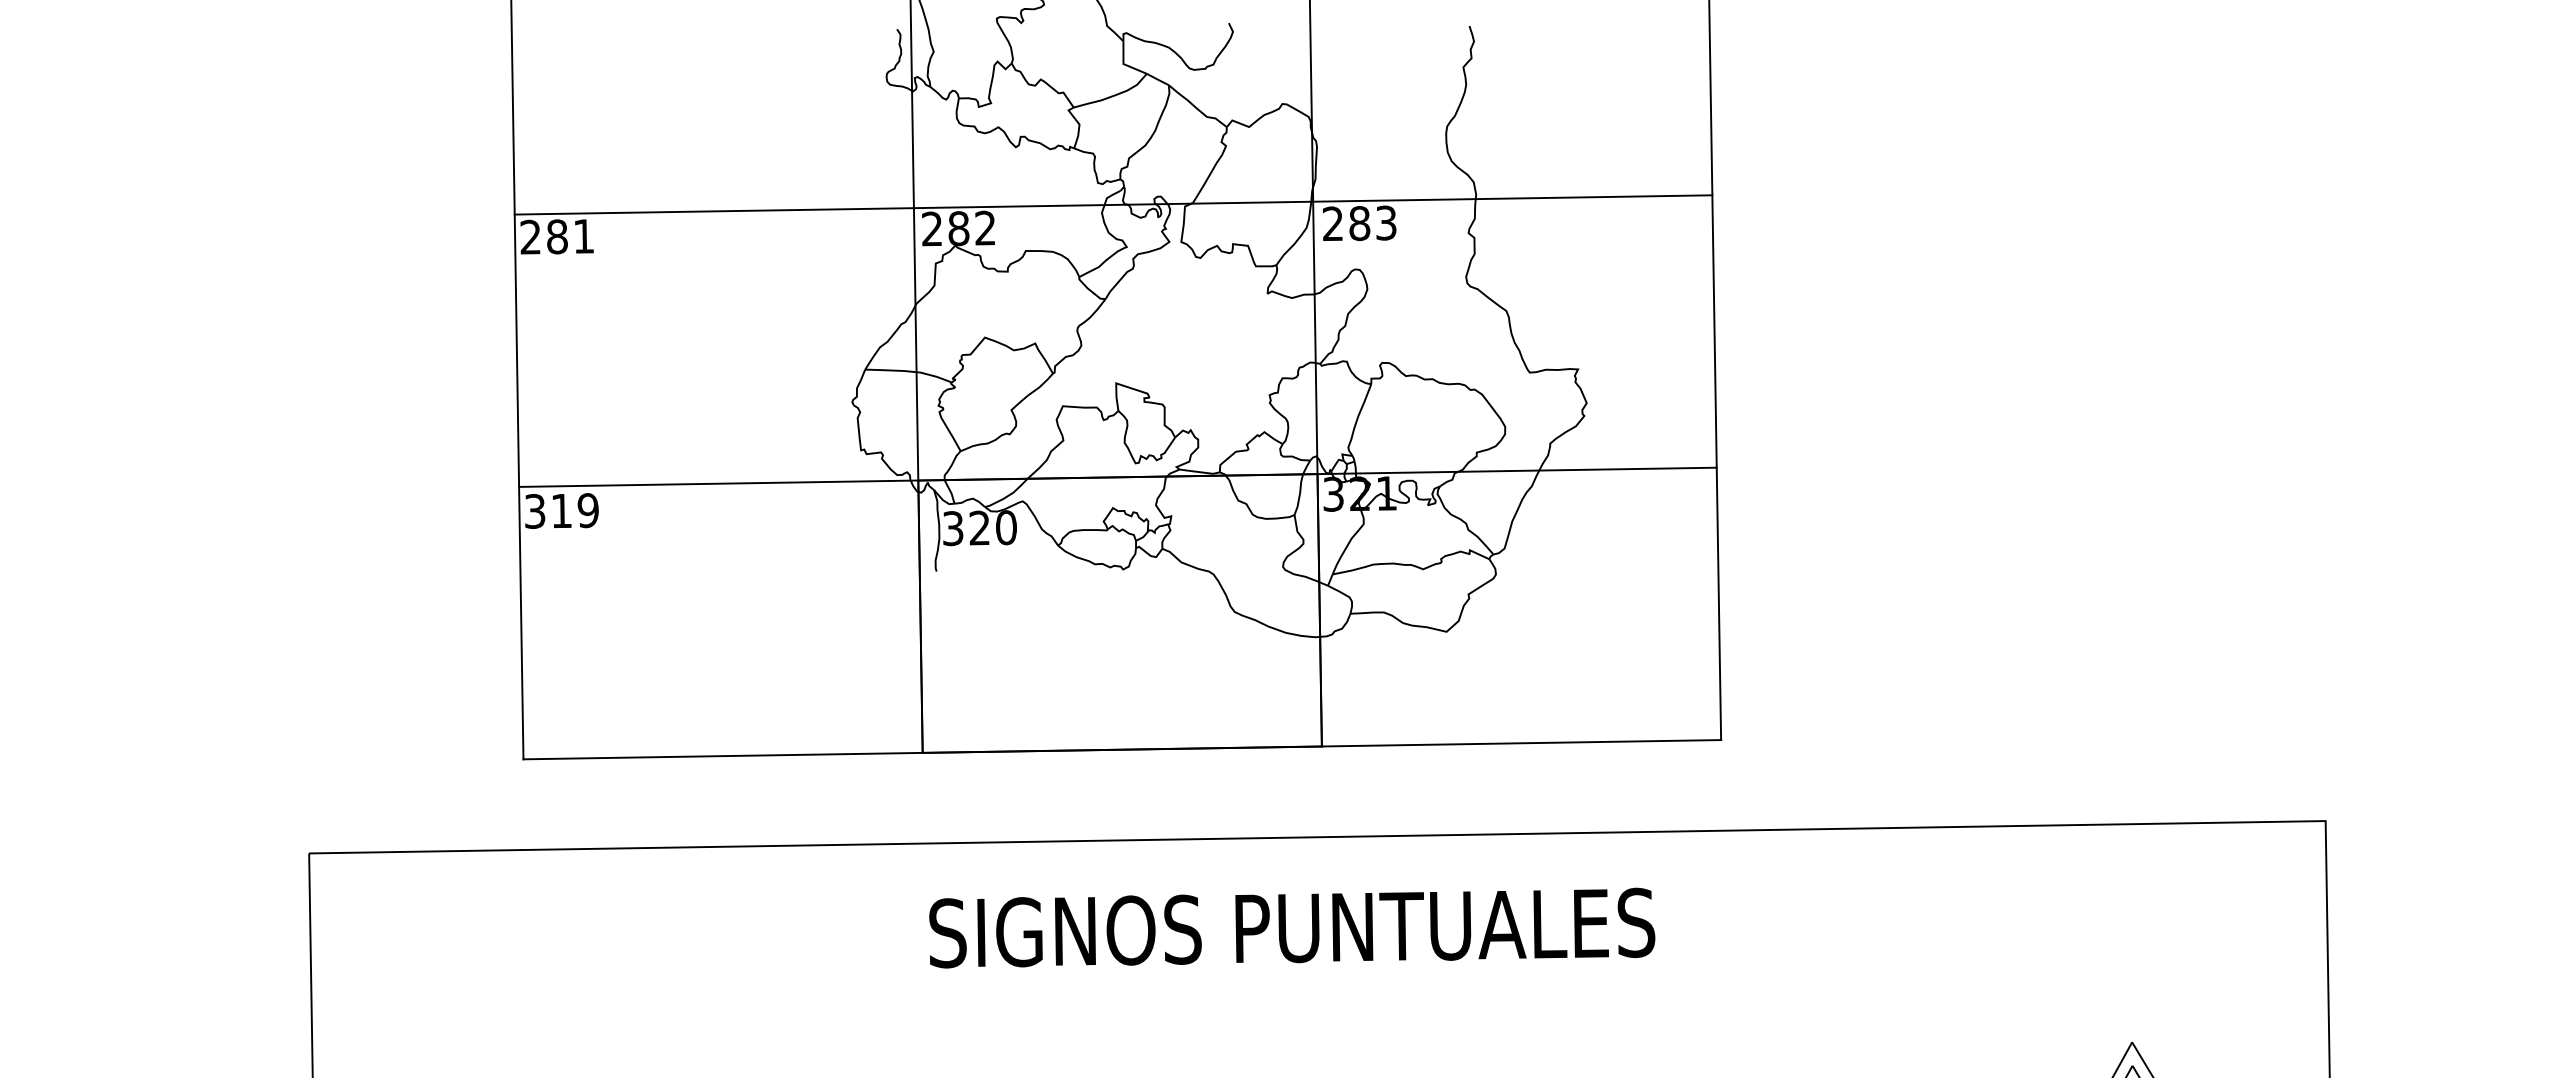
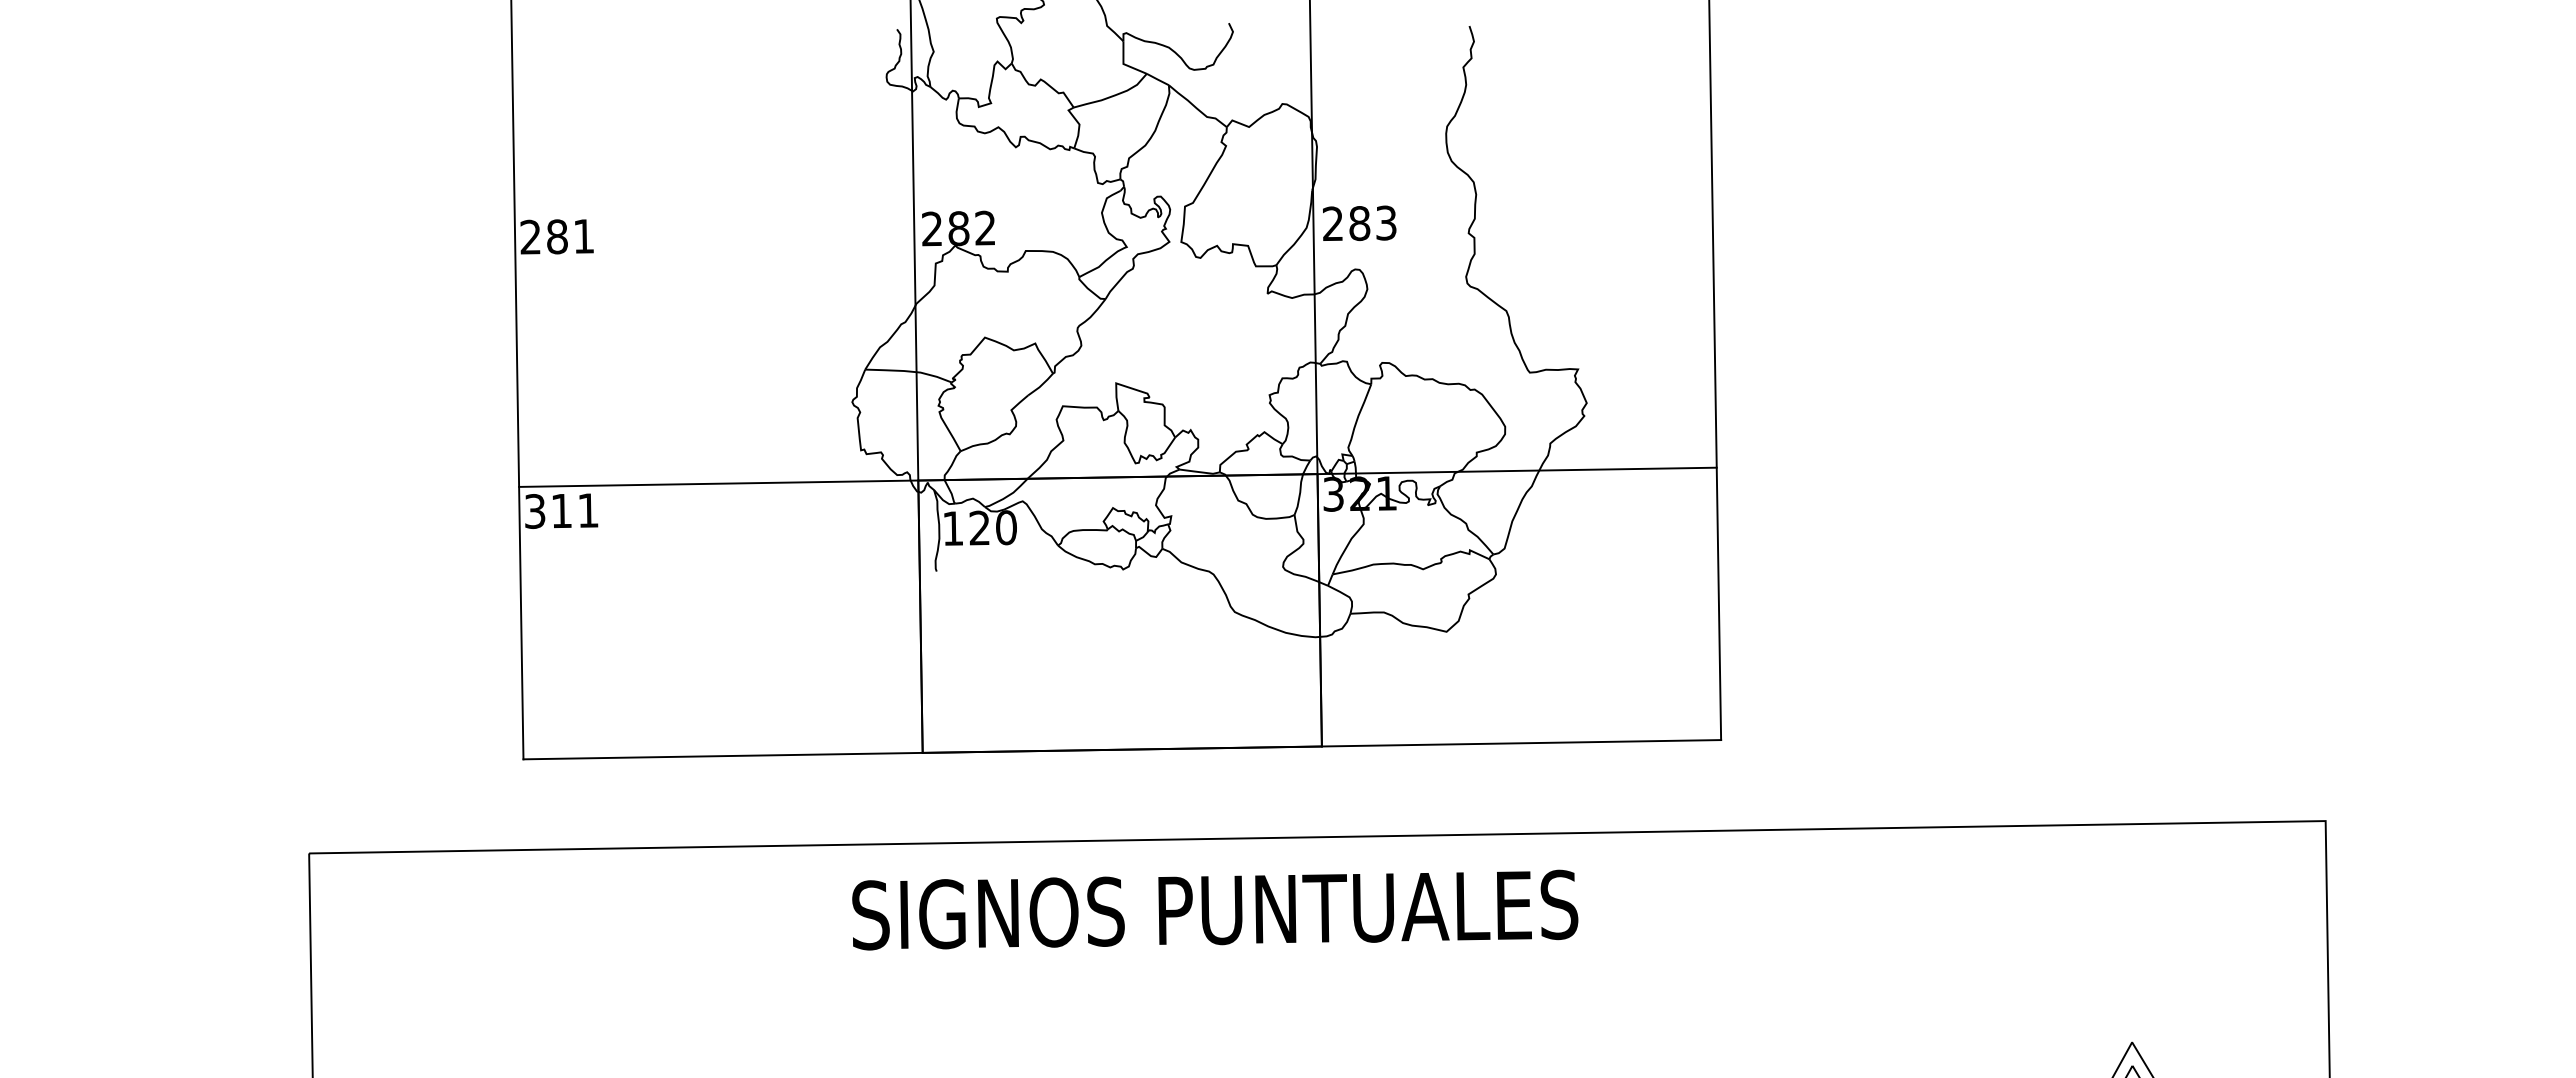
line: present -> none (1113, 204)
text: 319 -> 311 (587, 510)
text: 320 -> 120 (953, 528)
text position: (1292, 927) -> (1215, 909) (1215, 909)
